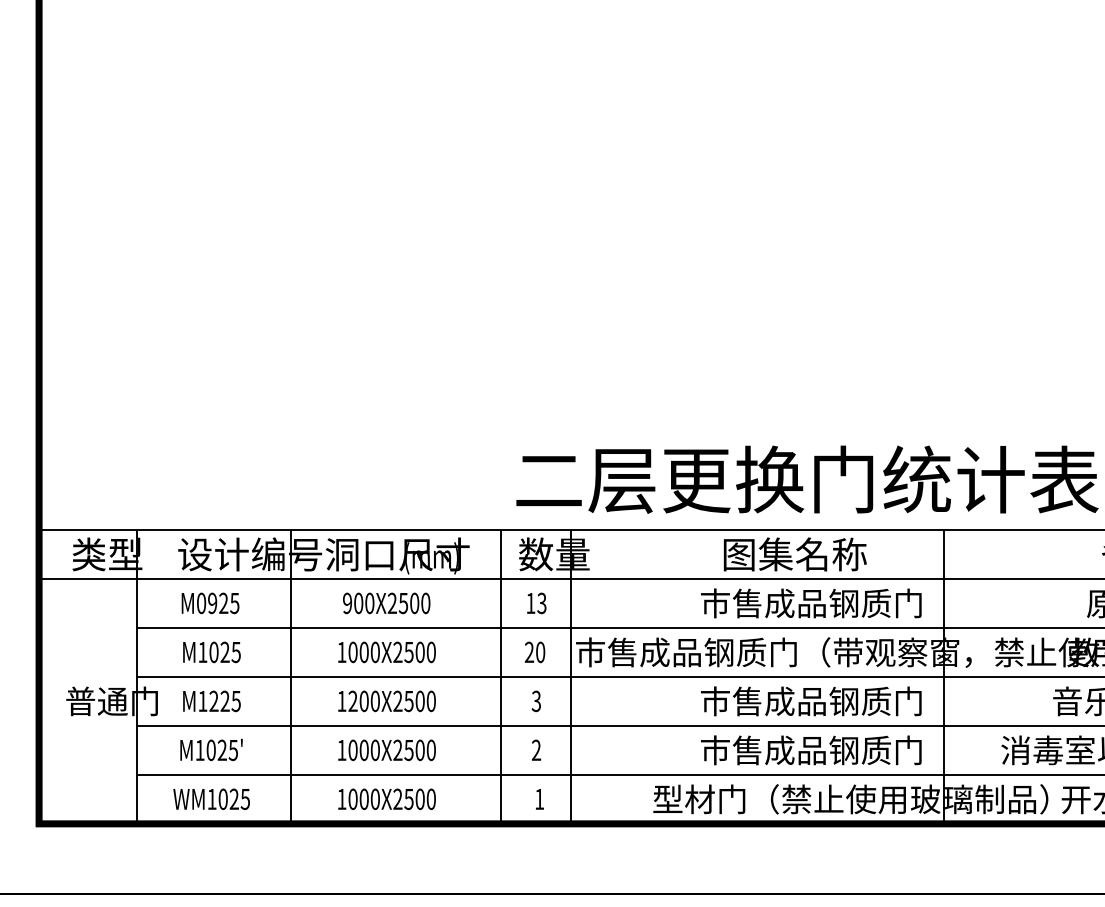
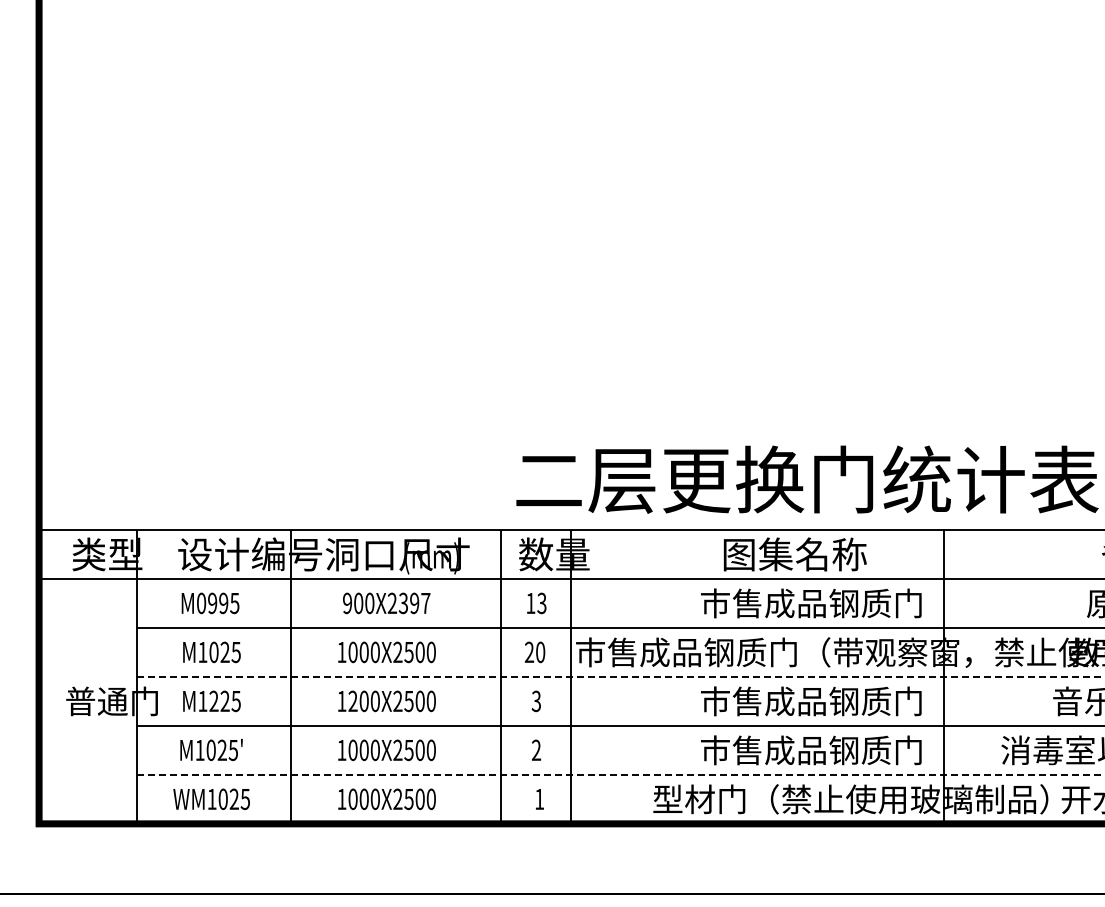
text: M0925 -> M0995 (223, 603)
text: 900X2500 -> 900X2397 (414, 603)
line: solid -> dashed (620, 676)
line: solid -> dashed (620, 774)
